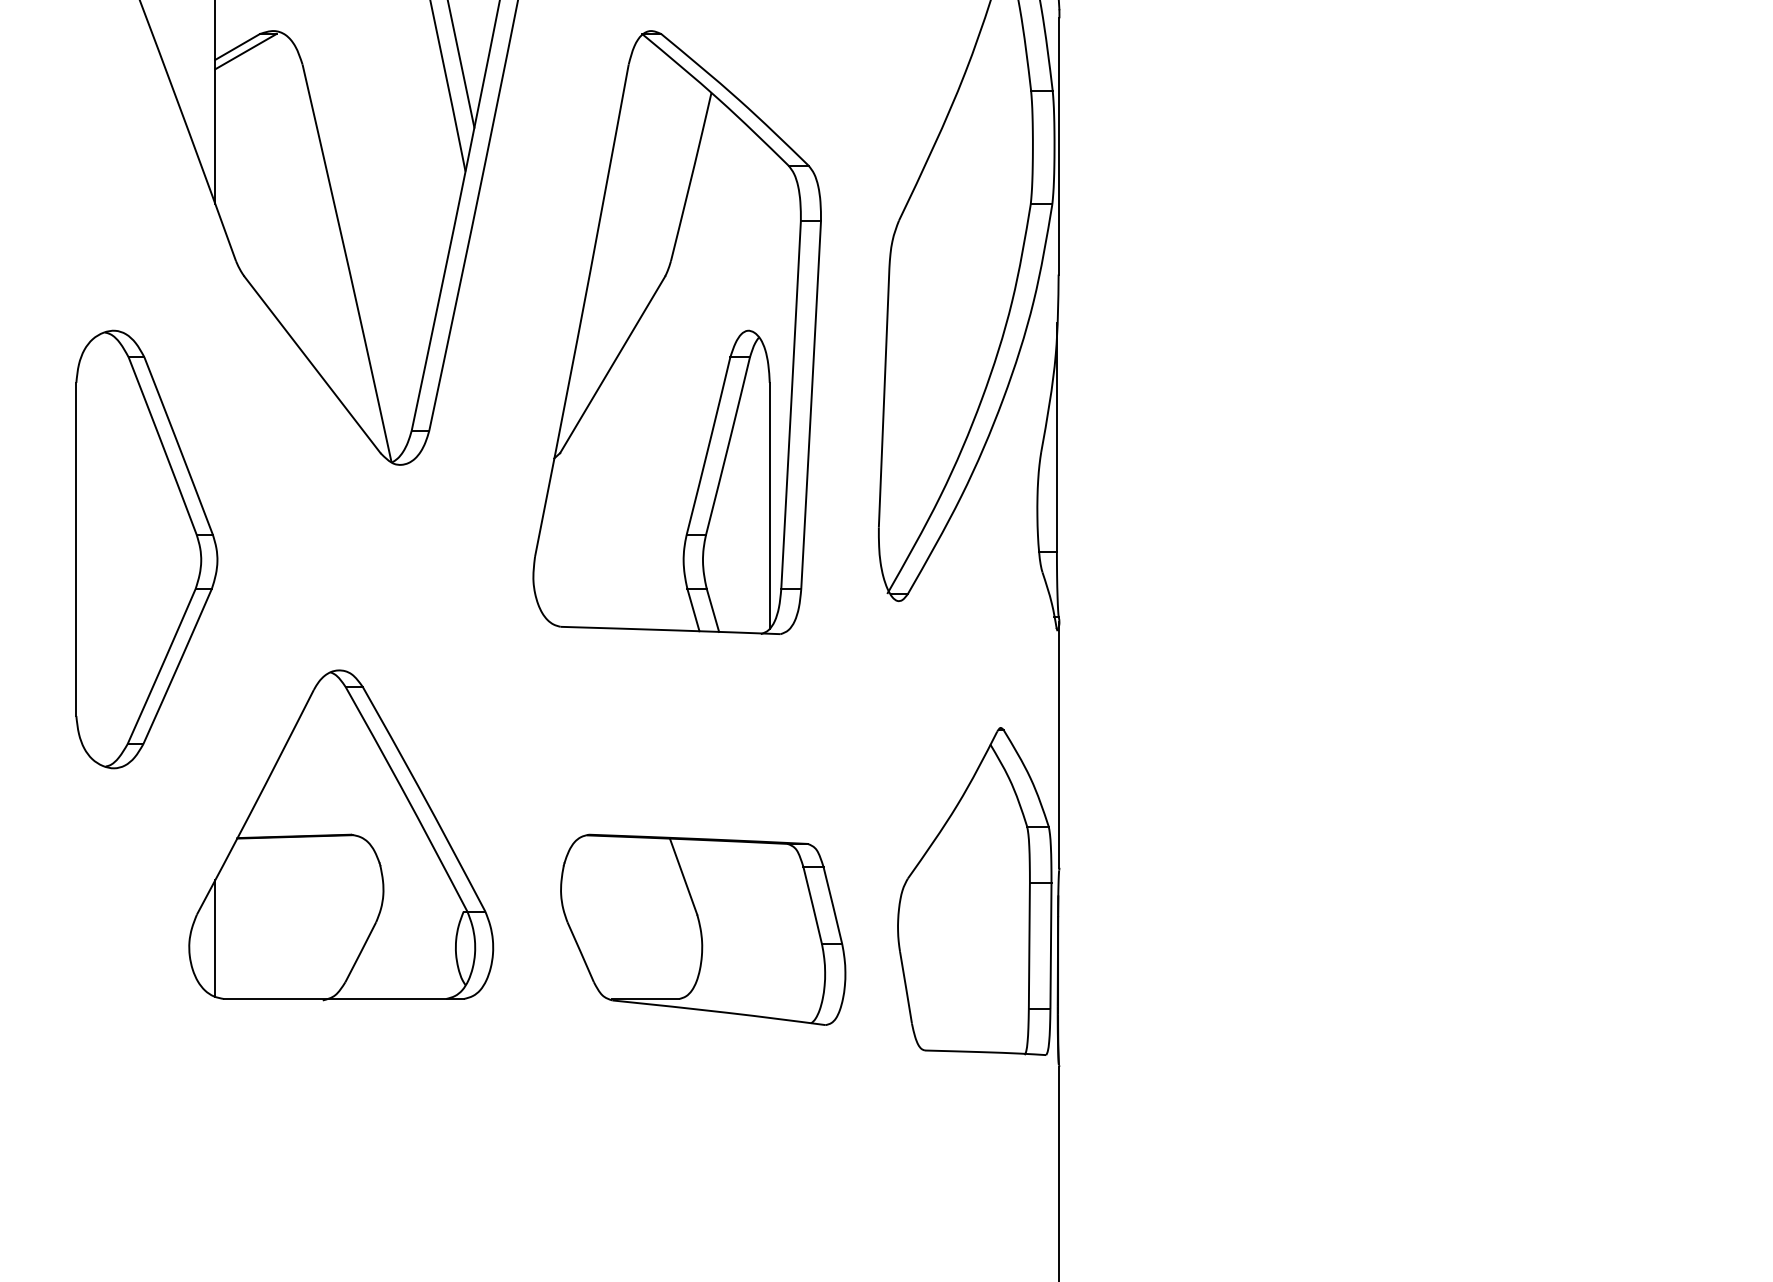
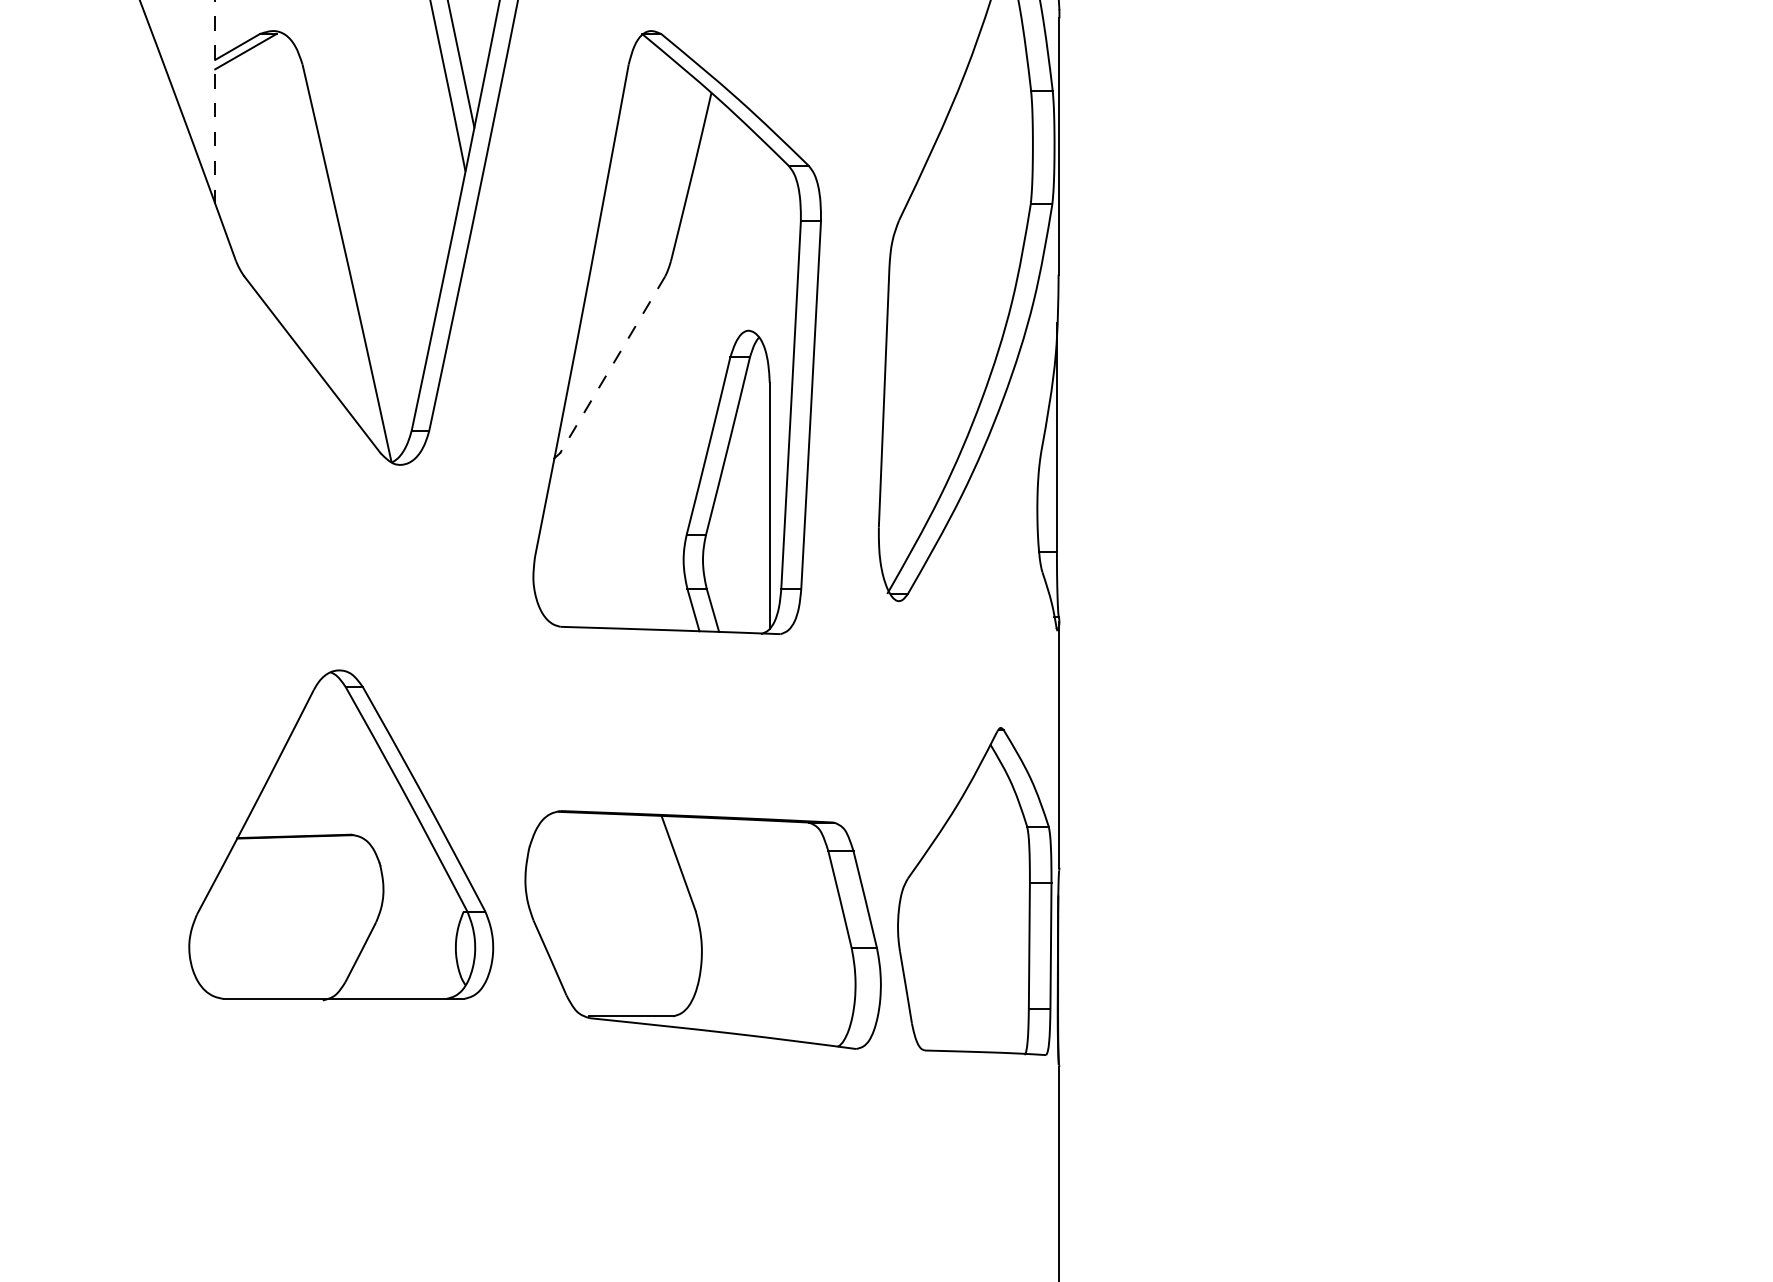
line: solid -> dashed (215, 102)
line: solid -> dashed (612, 364)
part: present -> none (146, 549)
part size: 287x193 px -> 358x240 px (702, 929)
line: present -> none (215, 938)
